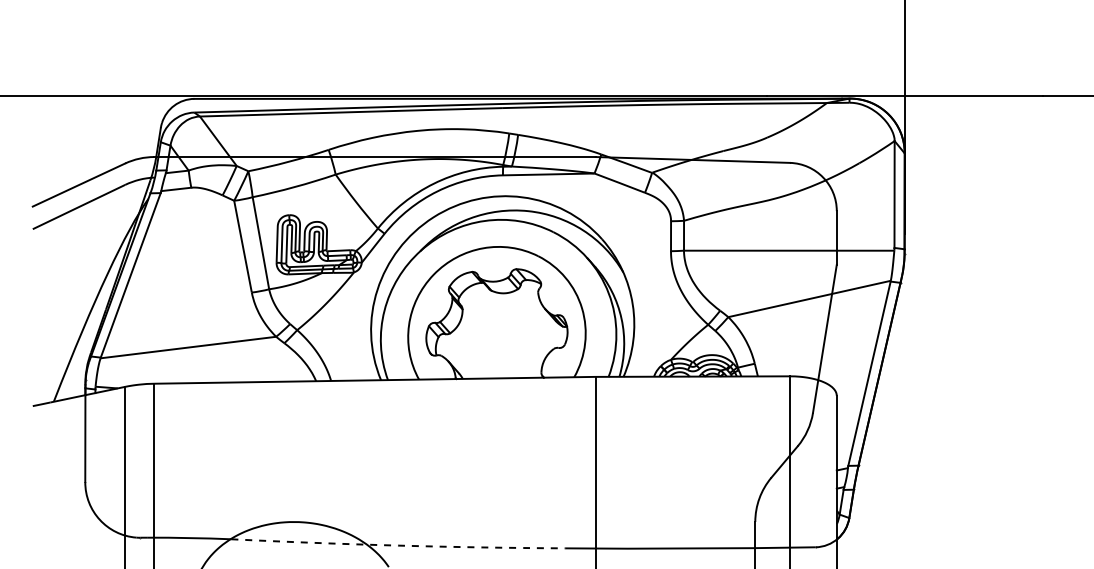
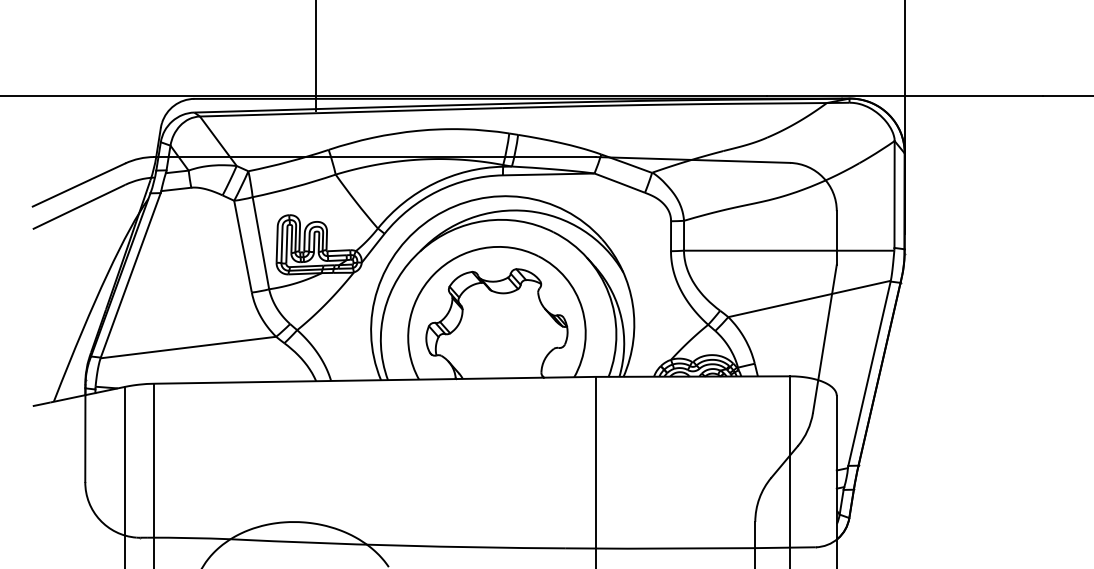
line: none -> present (315, 56)
arc: dashed -> solid (398, 545)
